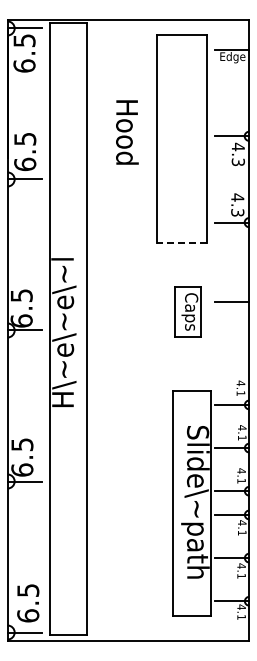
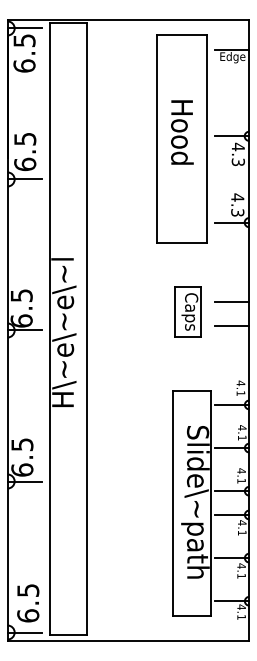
text position: (127, 132) -> (182, 132) (182, 132)
line: dashed -> solid (181, 243)
line: none -> present (231, 325)
